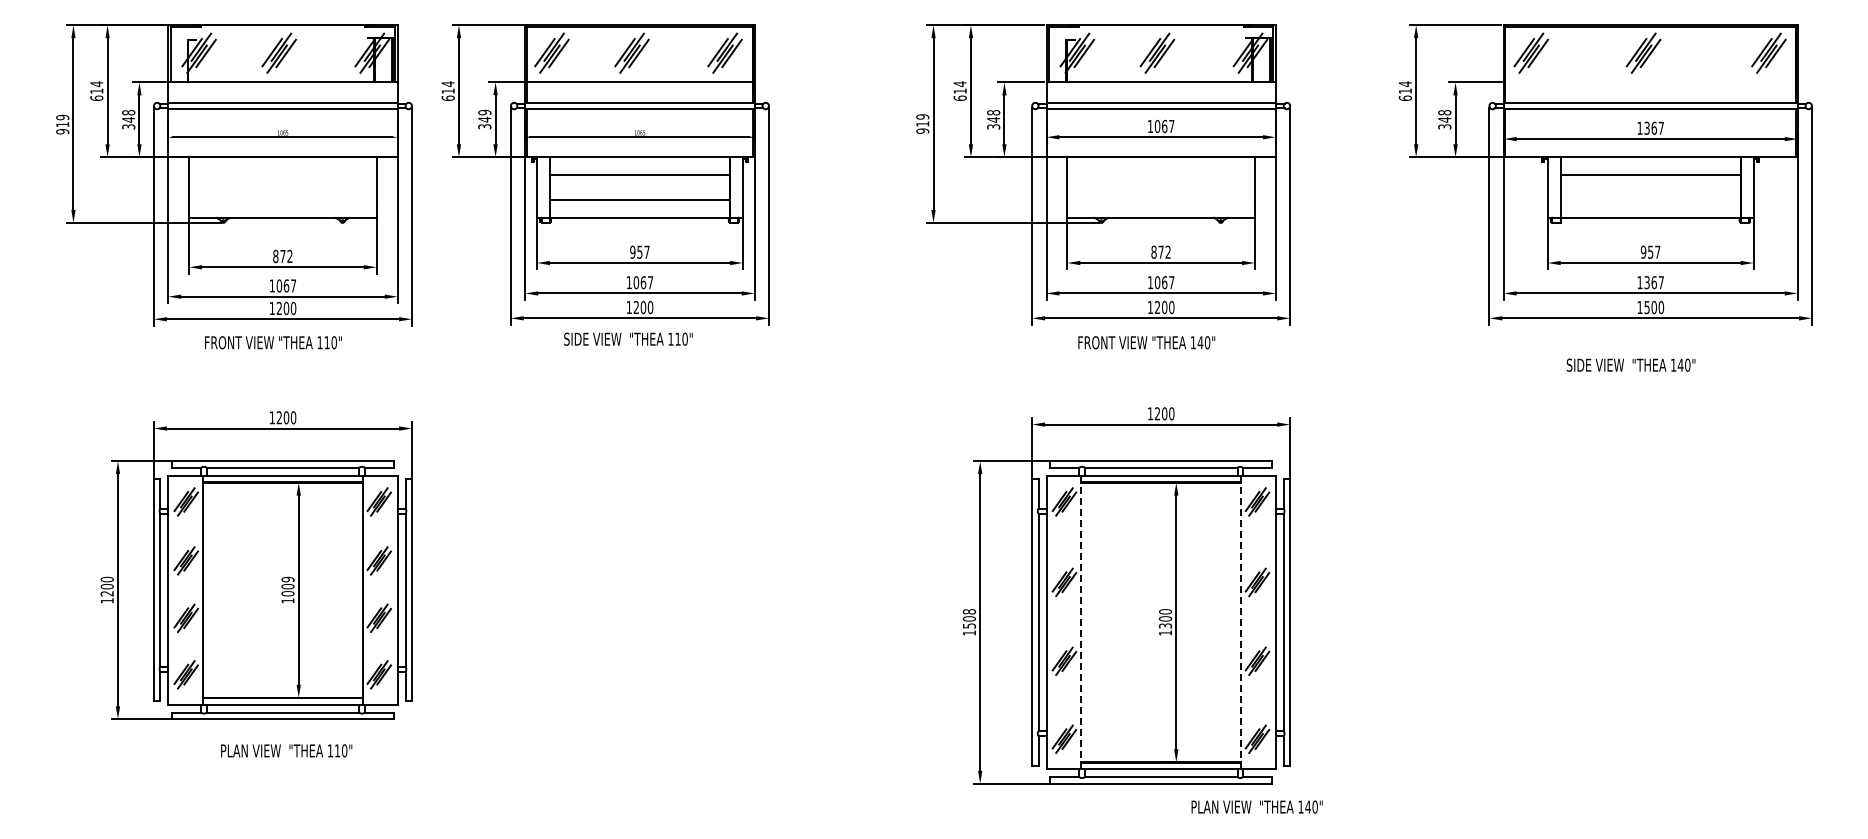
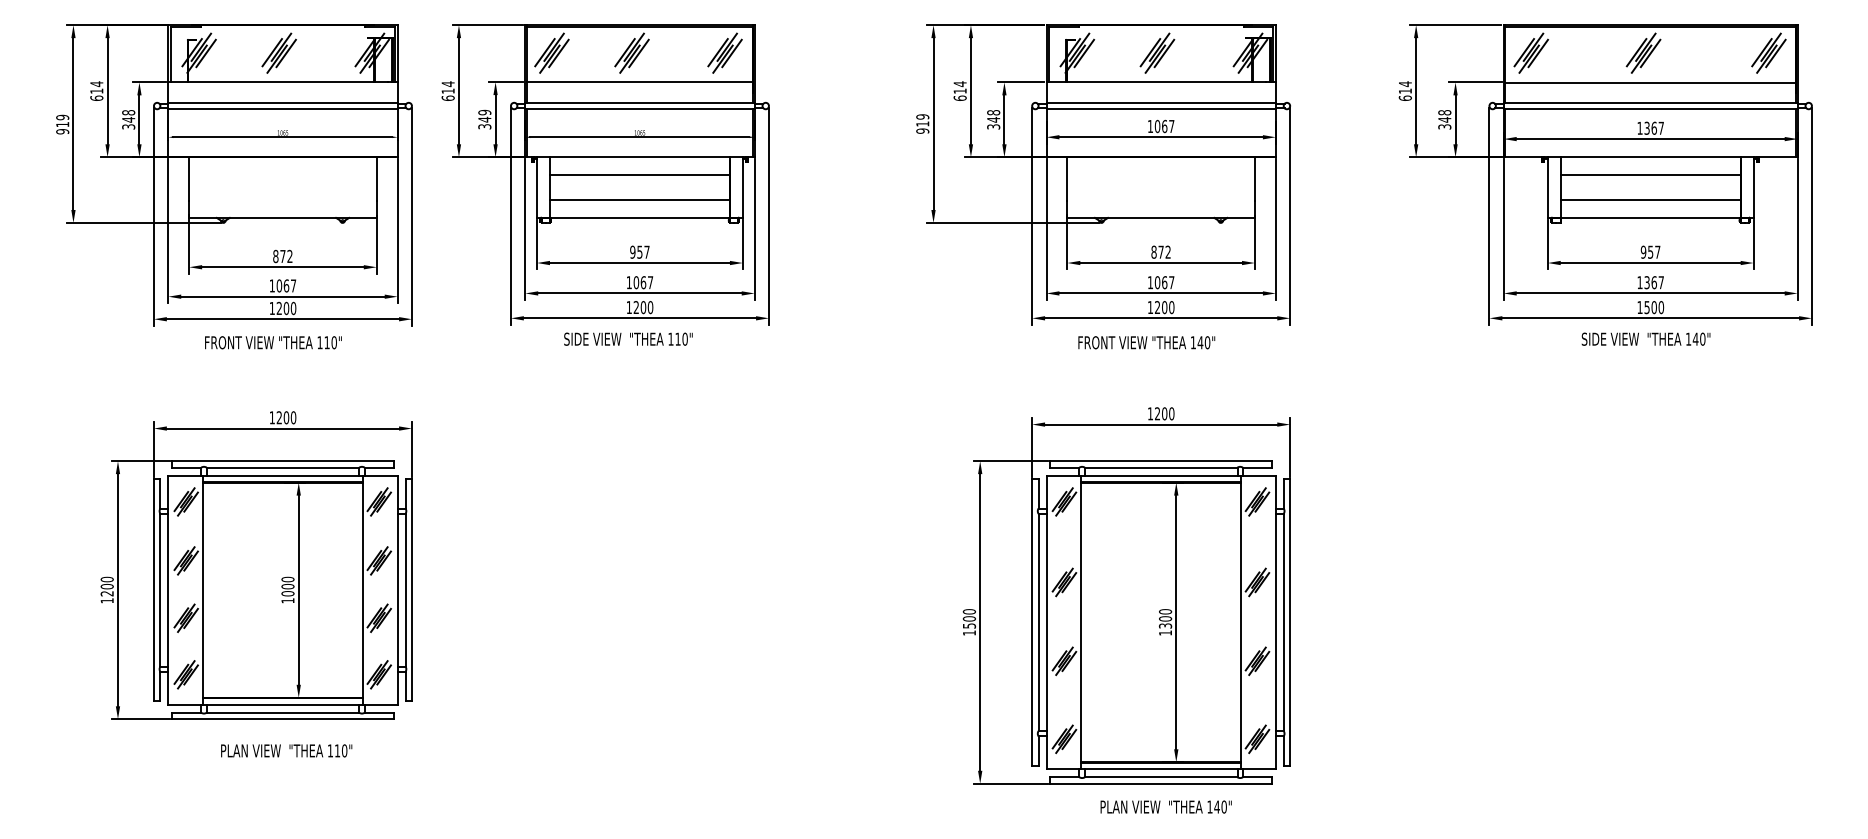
line: none -> present (1650, 83)
line: none -> present (1650, 200)
text position: (1630, 364) -> (1645, 338) (1645, 338)
text: 1009 -> 1000 (287, 579)
text: 1508 -> 1500 (969, 611)
line: dashed -> solid (1081, 622)
line: dashed -> solid (1241, 622)
text position: (1256, 806) -> (1165, 806) (1165, 806)
